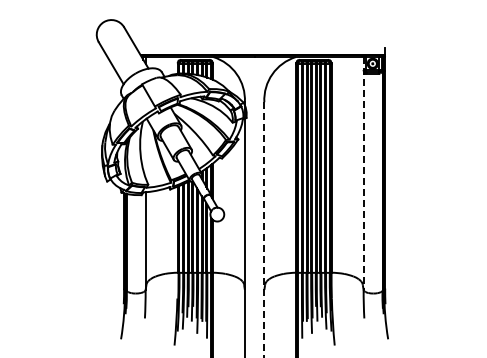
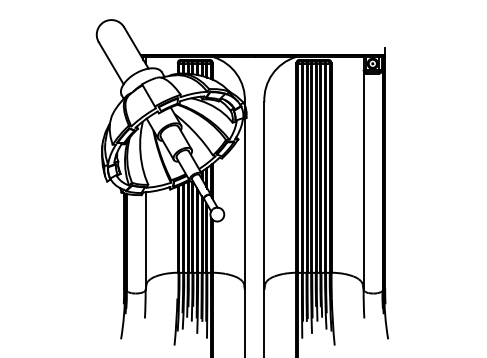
line: dashed -> solid (363, 174)
line: dashed -> solid (264, 229)
